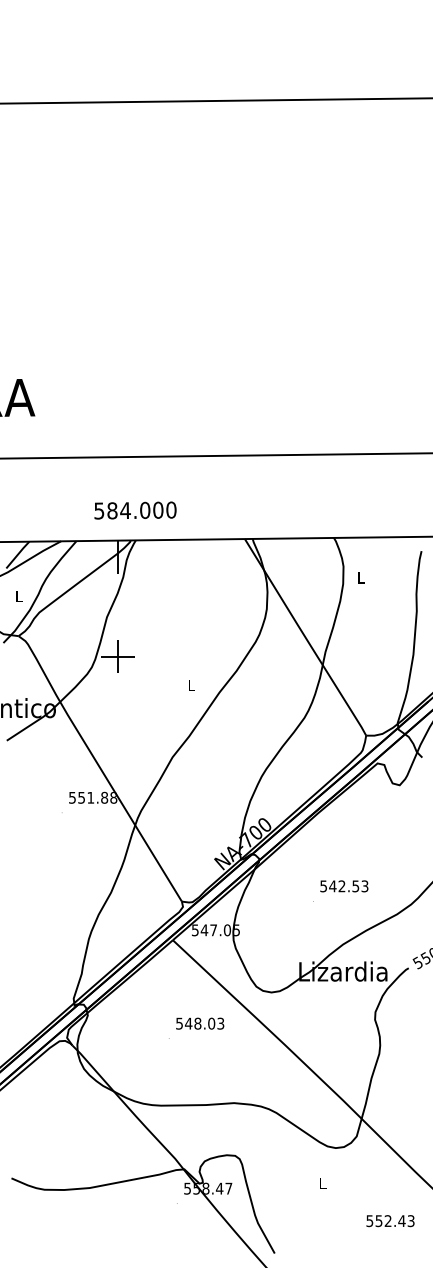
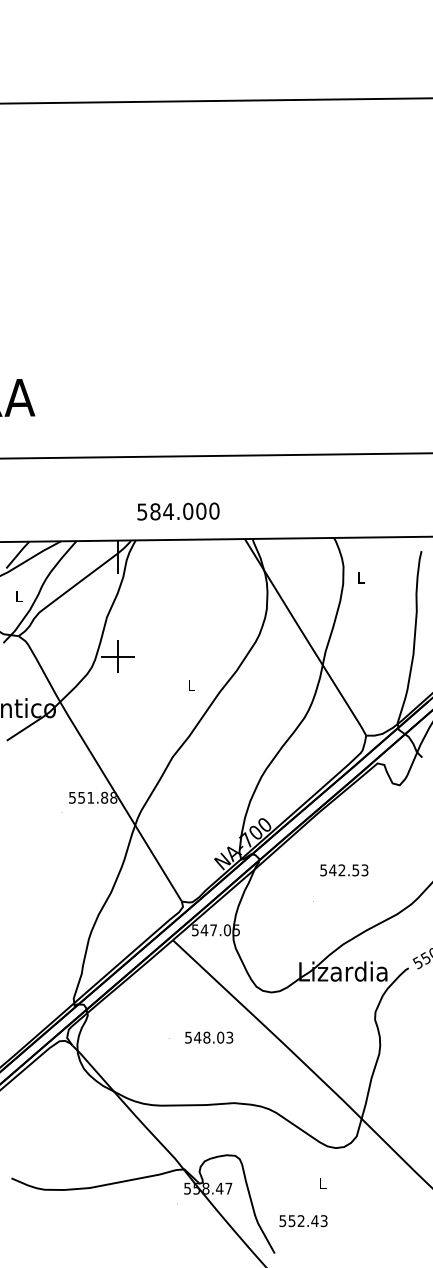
text position: (135, 510) -> (178, 511) (178, 511)
text position: (344, 886) -> (344, 870) (344, 870)
text position: (200, 1023) -> (209, 1037) (209, 1037)
text position: (390, 1221) -> (303, 1221) (303, 1221)
